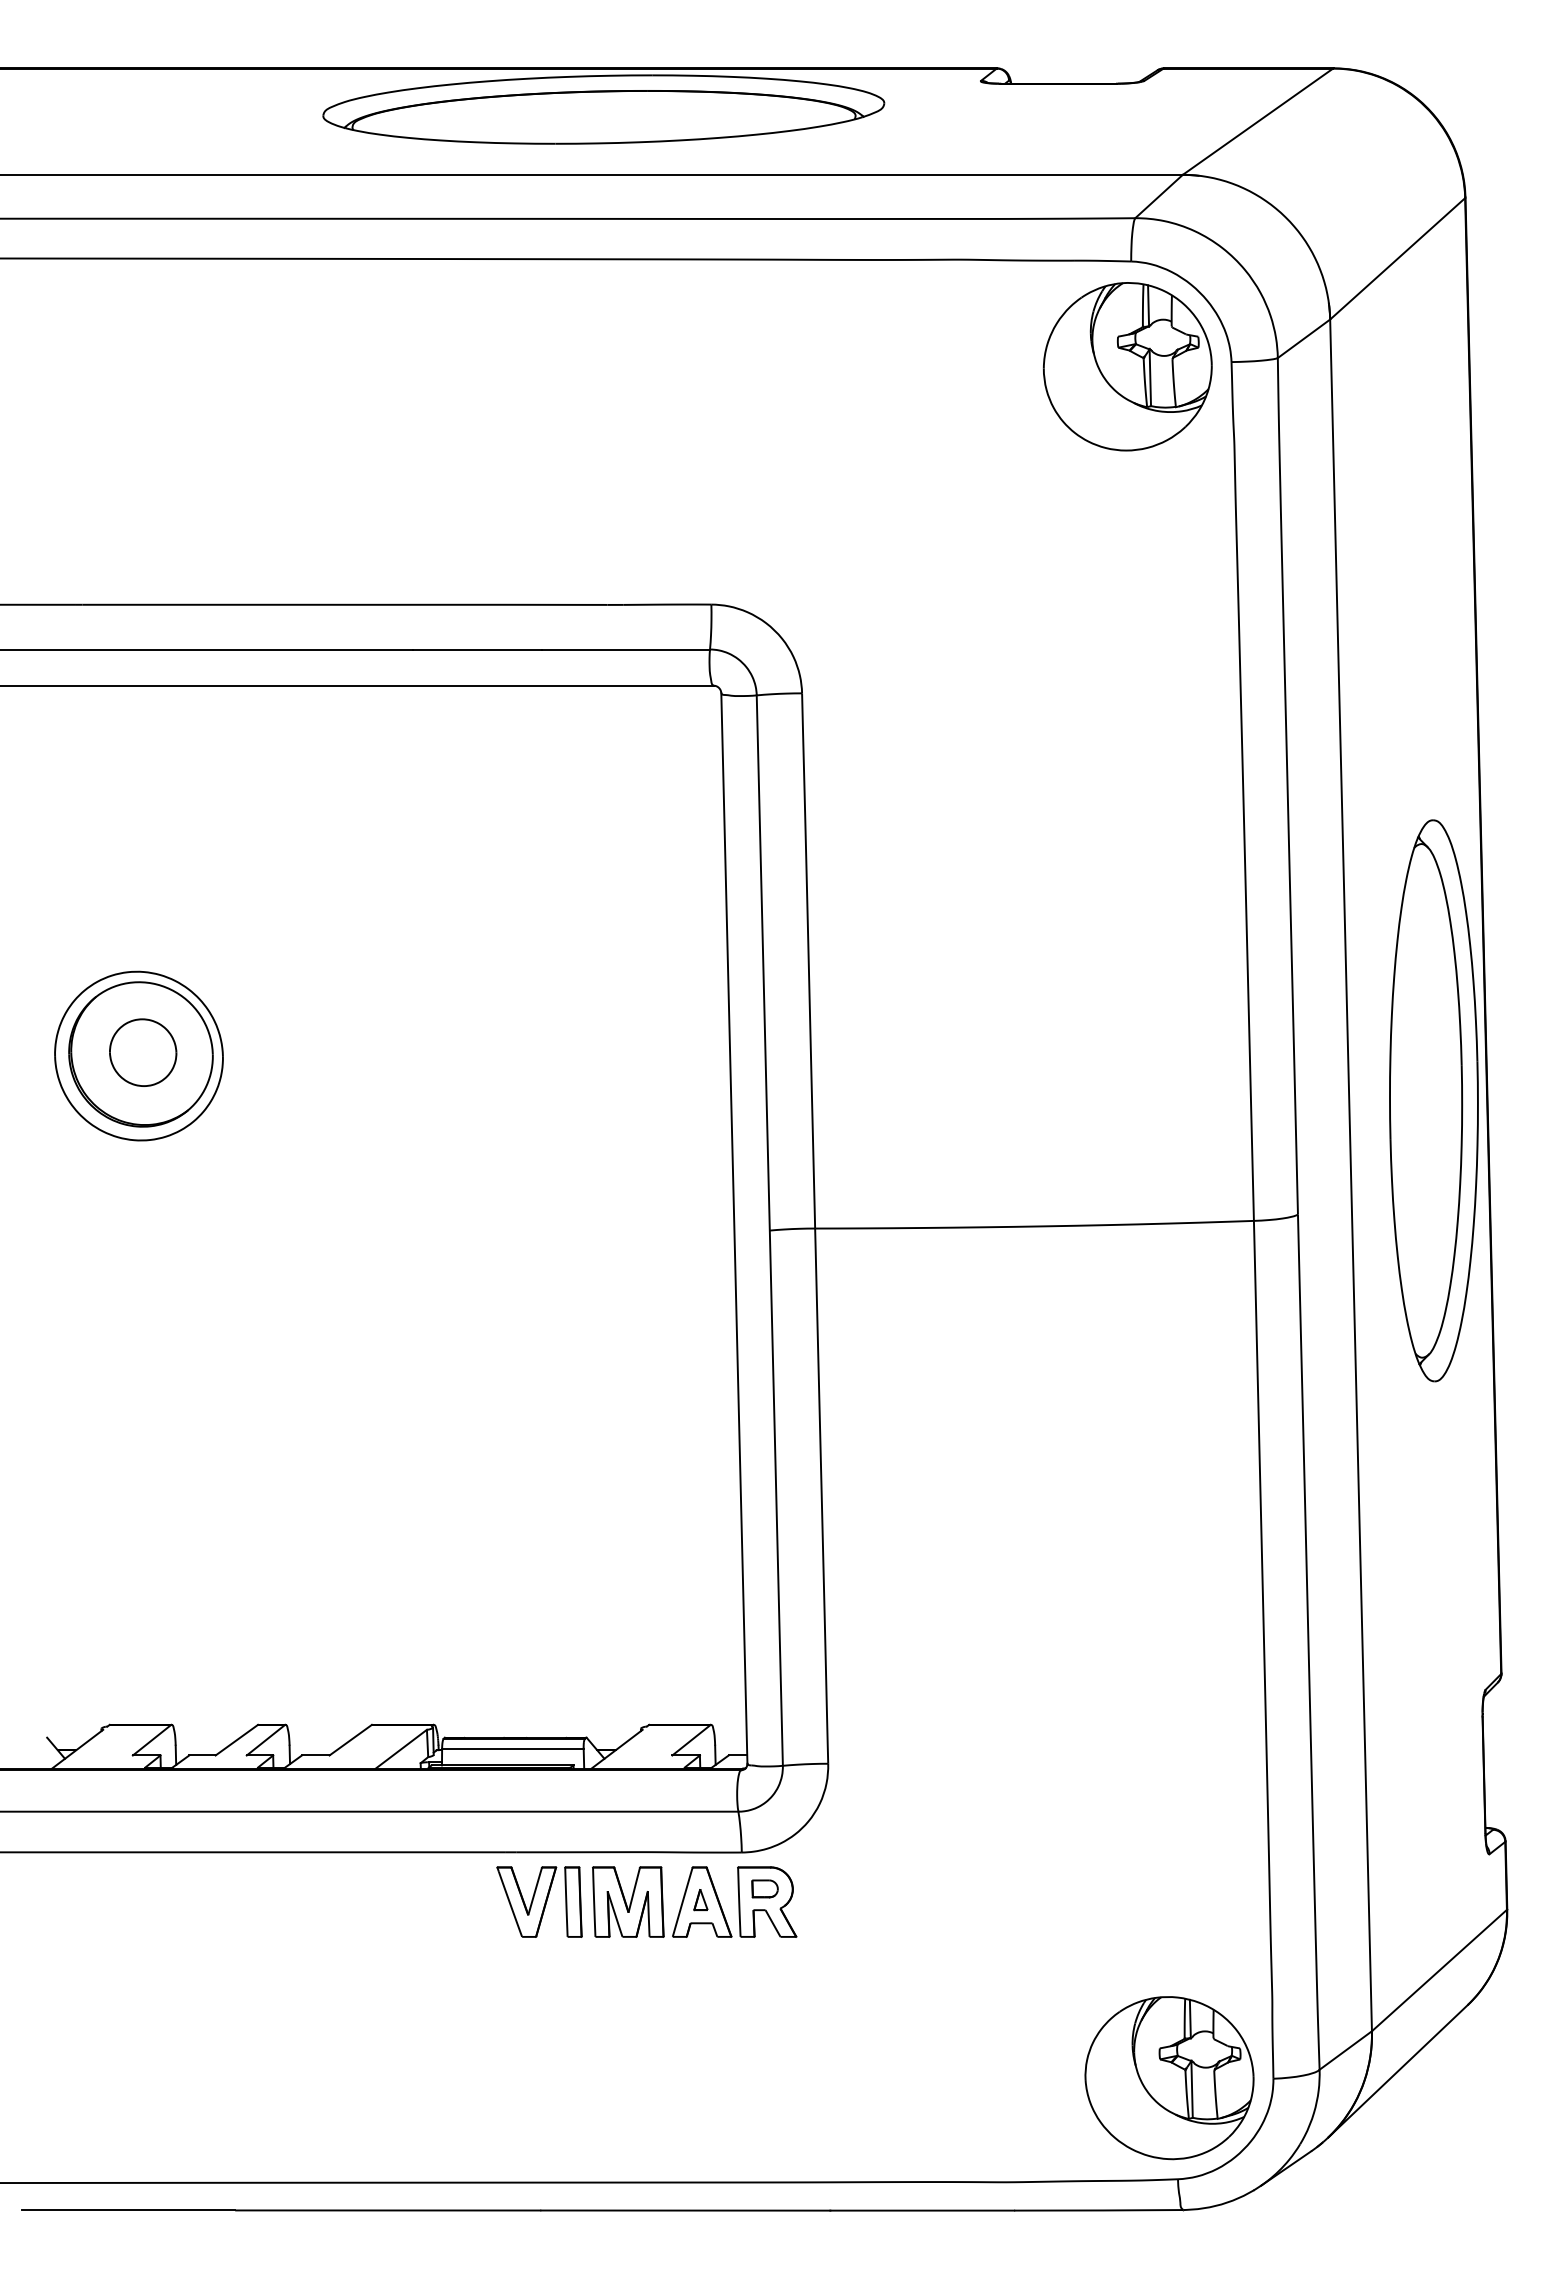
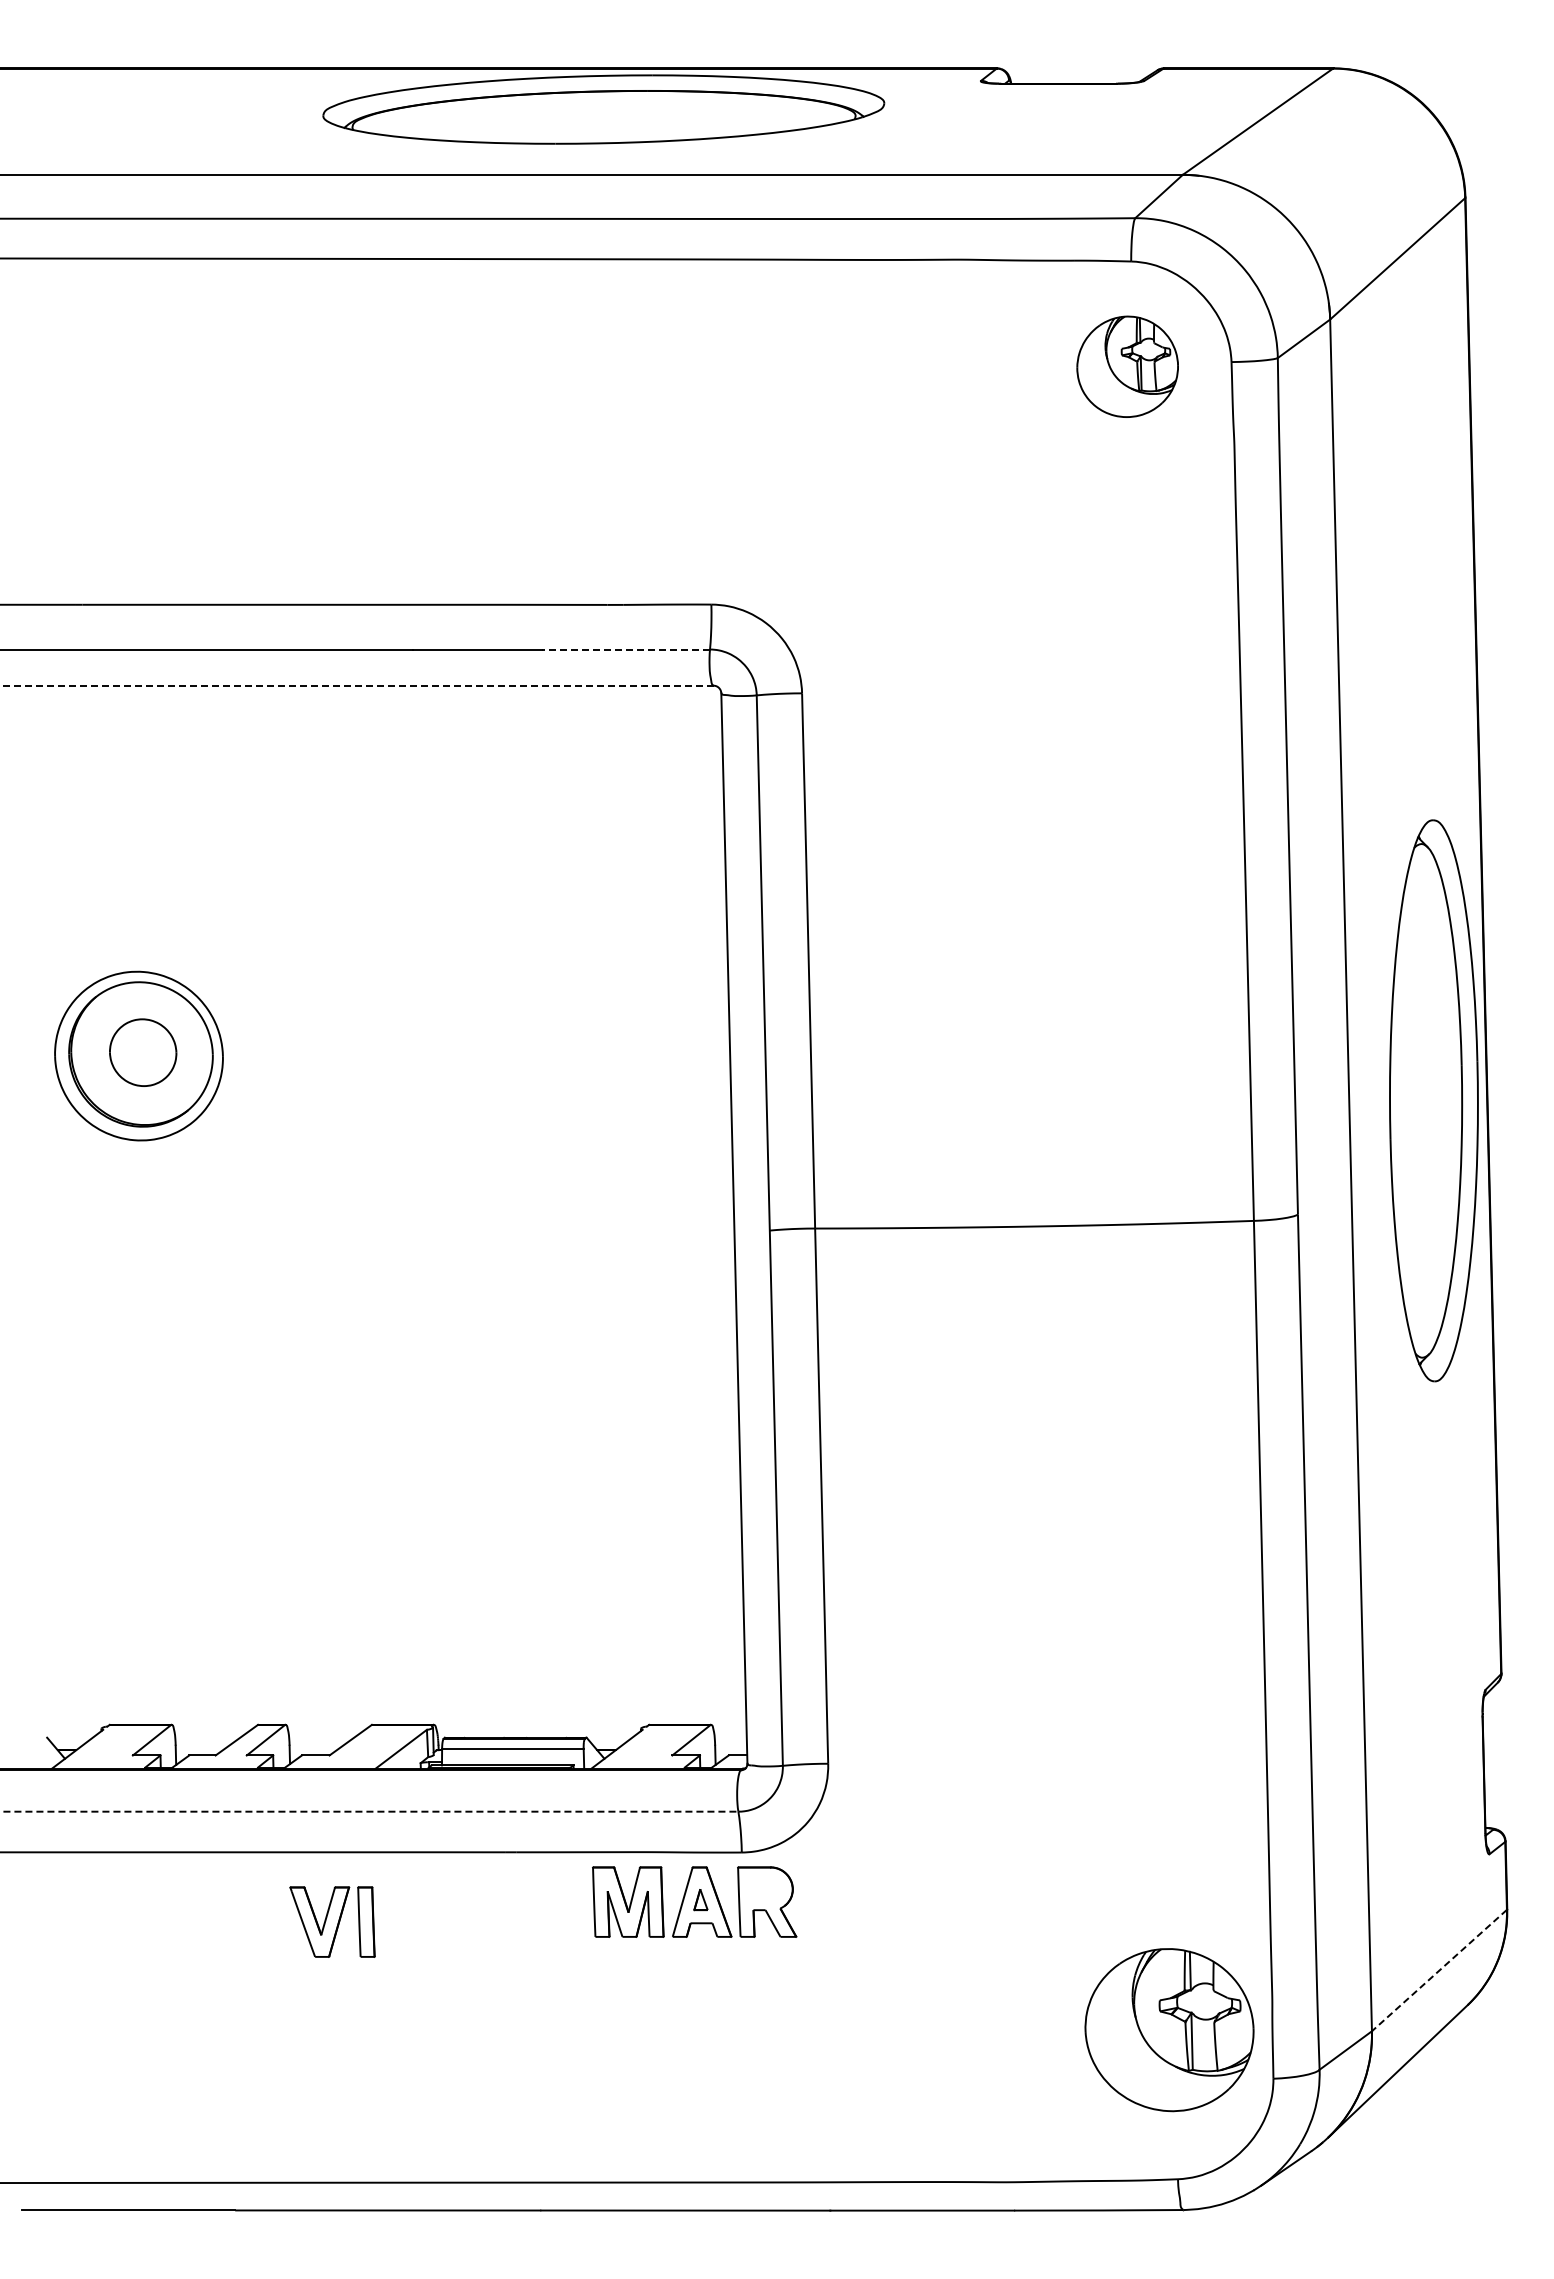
part size: 171x170 px -> 103x103 px (1127, 366)
line: solid -> dashed (626, 649)
line: solid -> dashed (356, 685)
line: solid -> dashed (369, 1811)
part: present -> none (764, 1888)
part position: (539, 1901) -> (332, 1921) (332, 1921)
line: solid -> dashed (1439, 1970)
part position: (1169, 2078) -> (1169, 2030) (1169, 2030)
